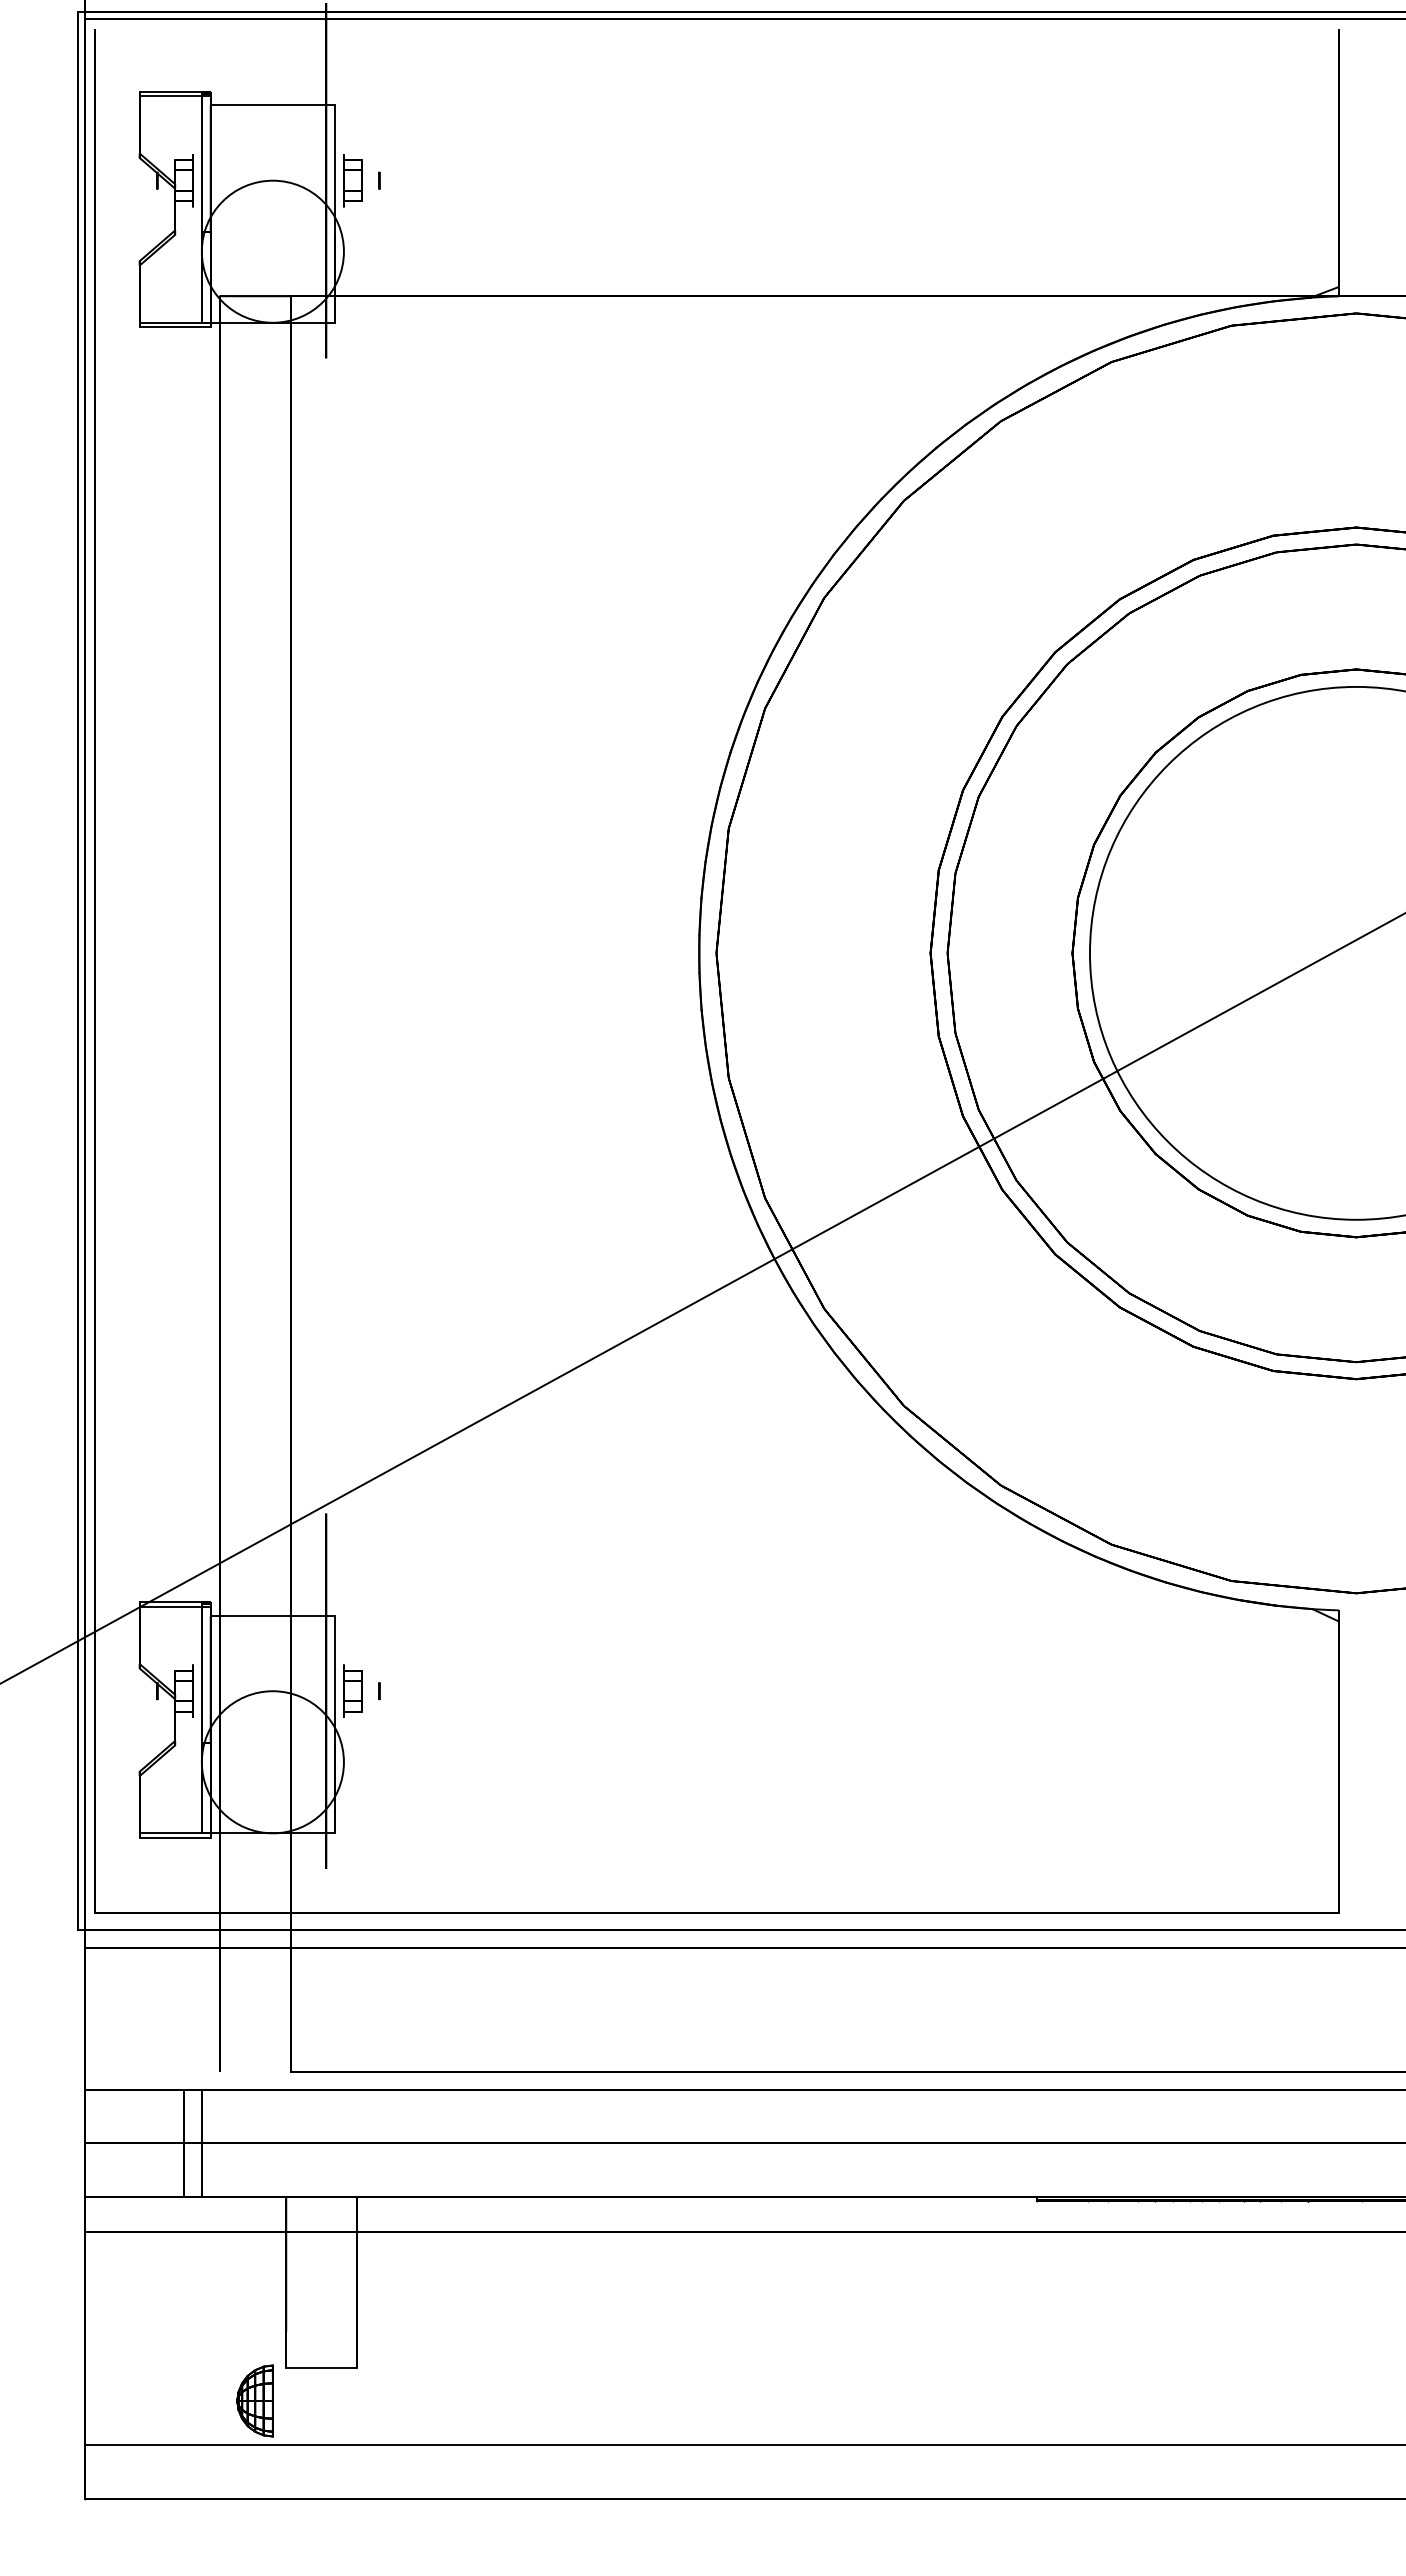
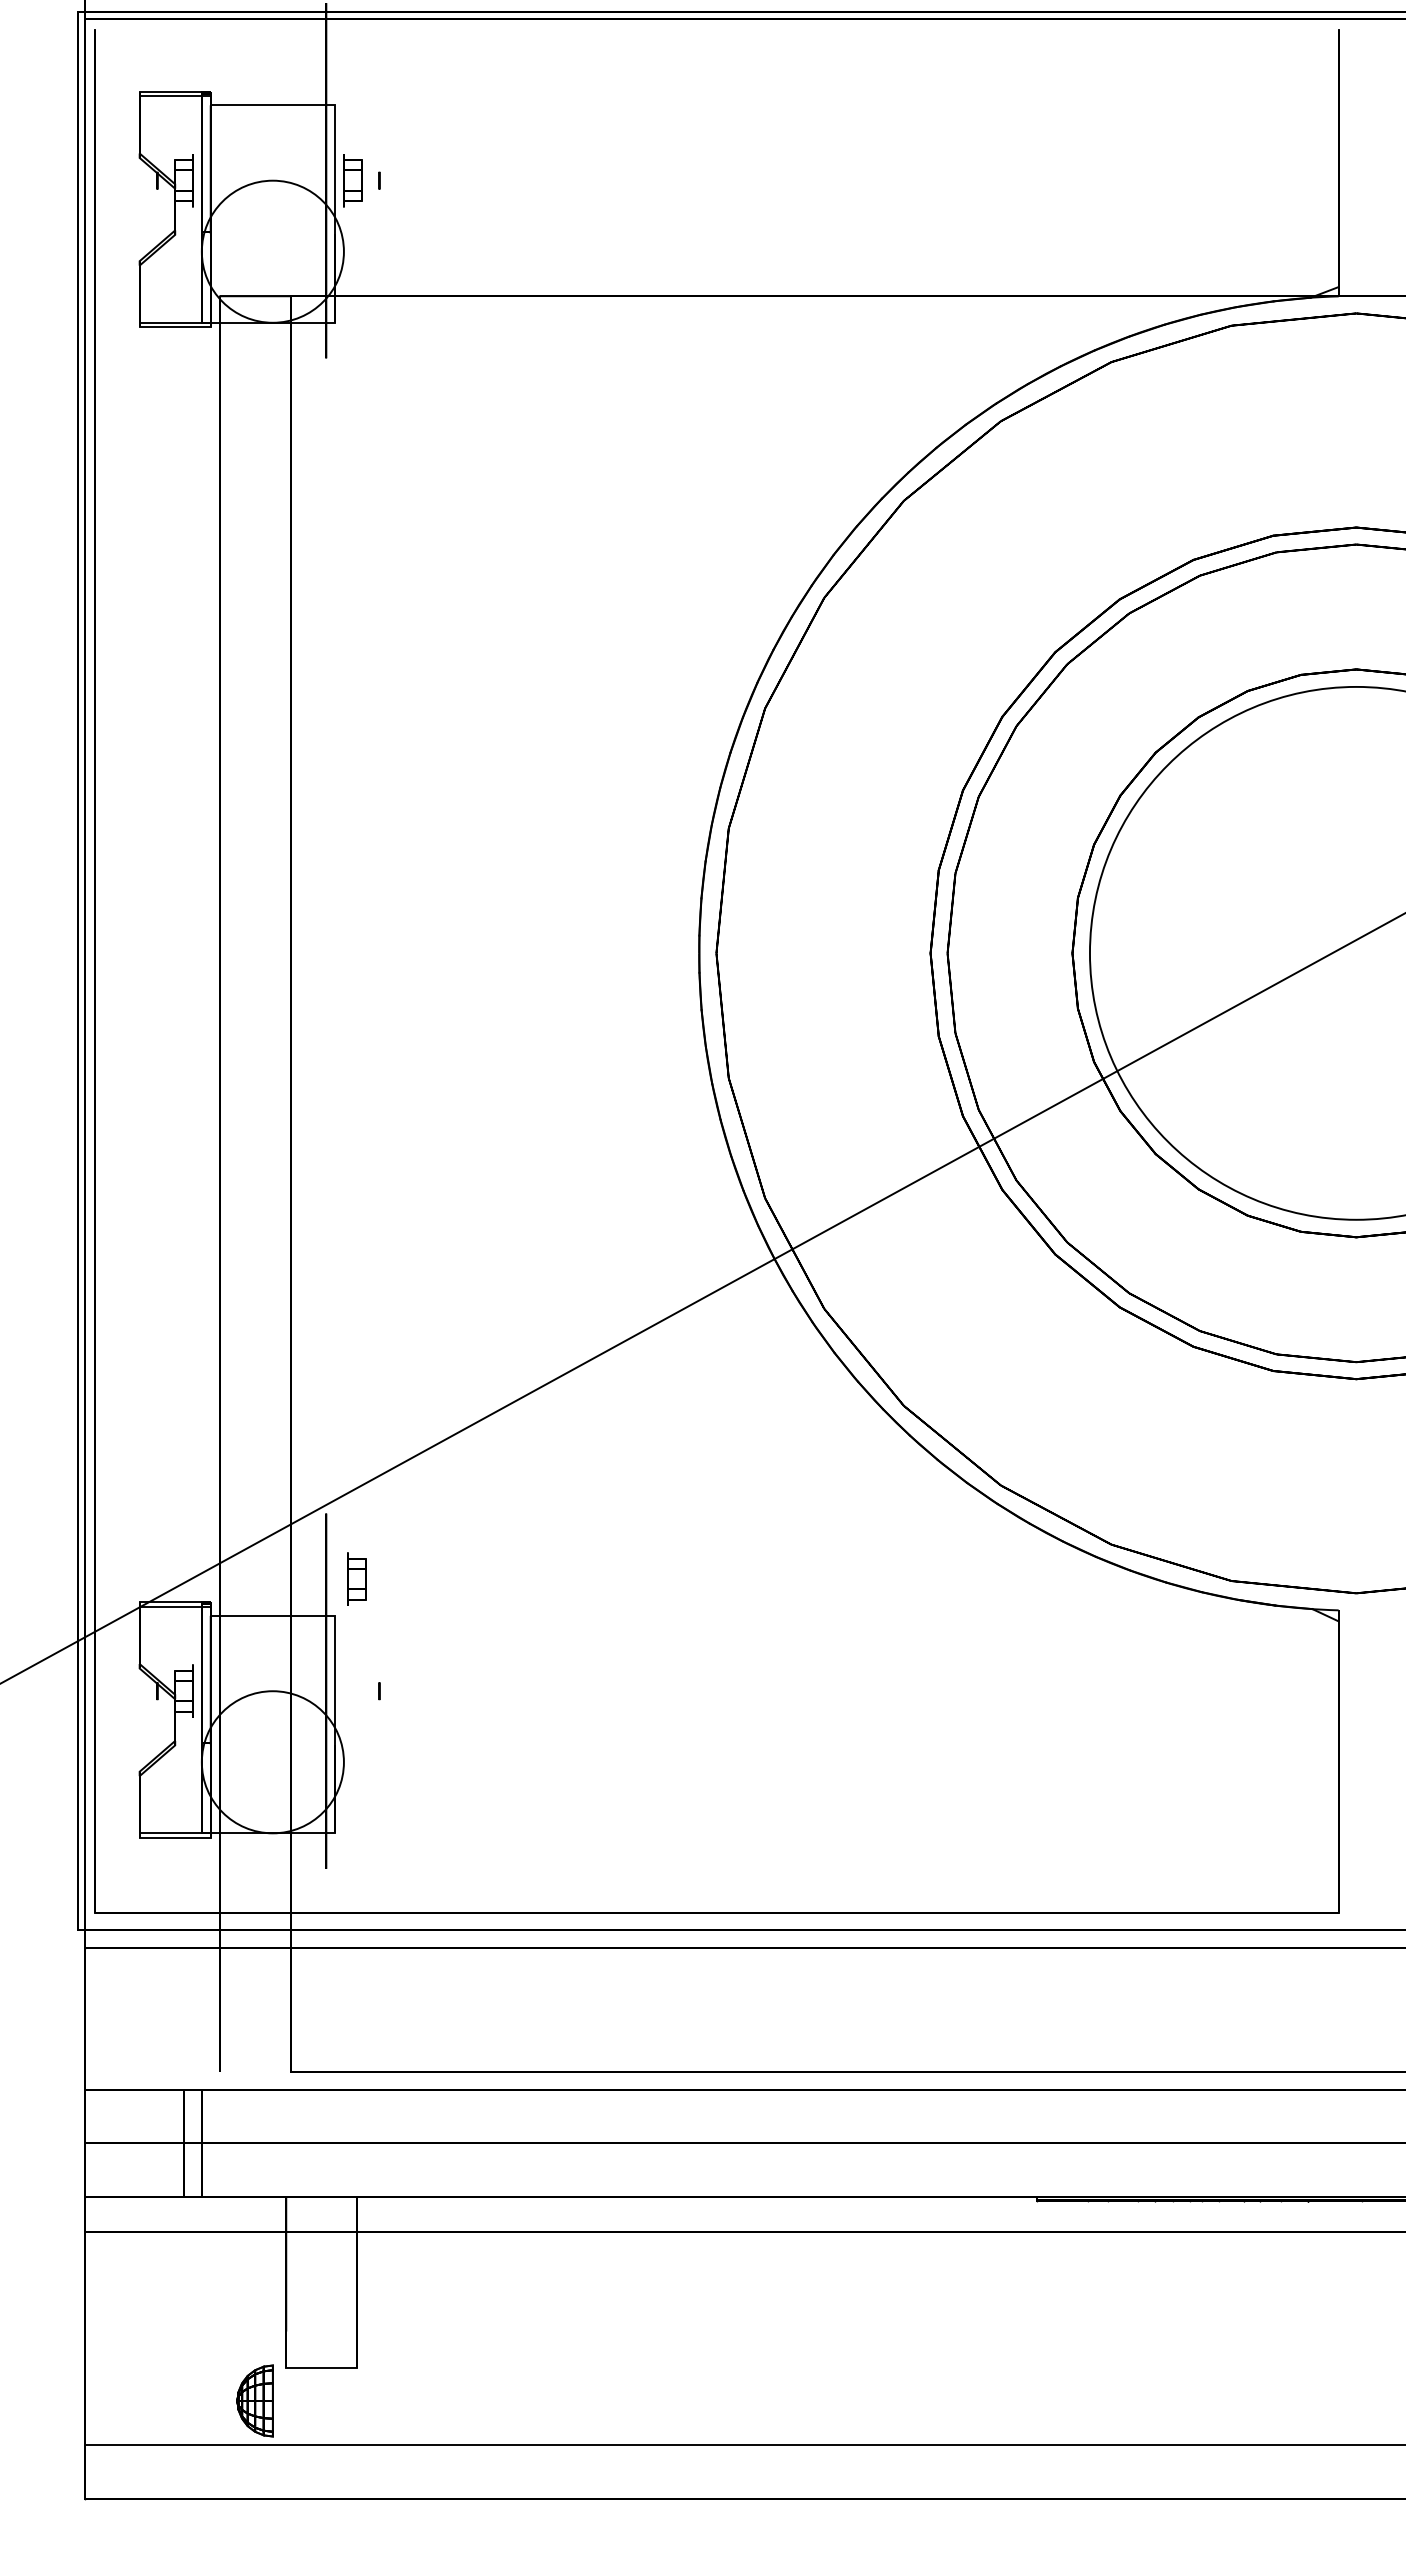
part position: (352, 1690) -> (356, 1578) (356, 1578)
